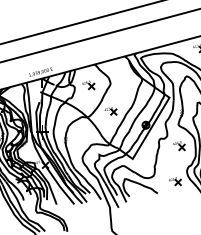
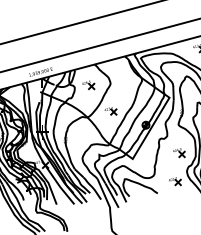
line position: (99, 35) -> (99, 45) (99, 45)
part position: (179, 146) -> (179, 153) (179, 153)
